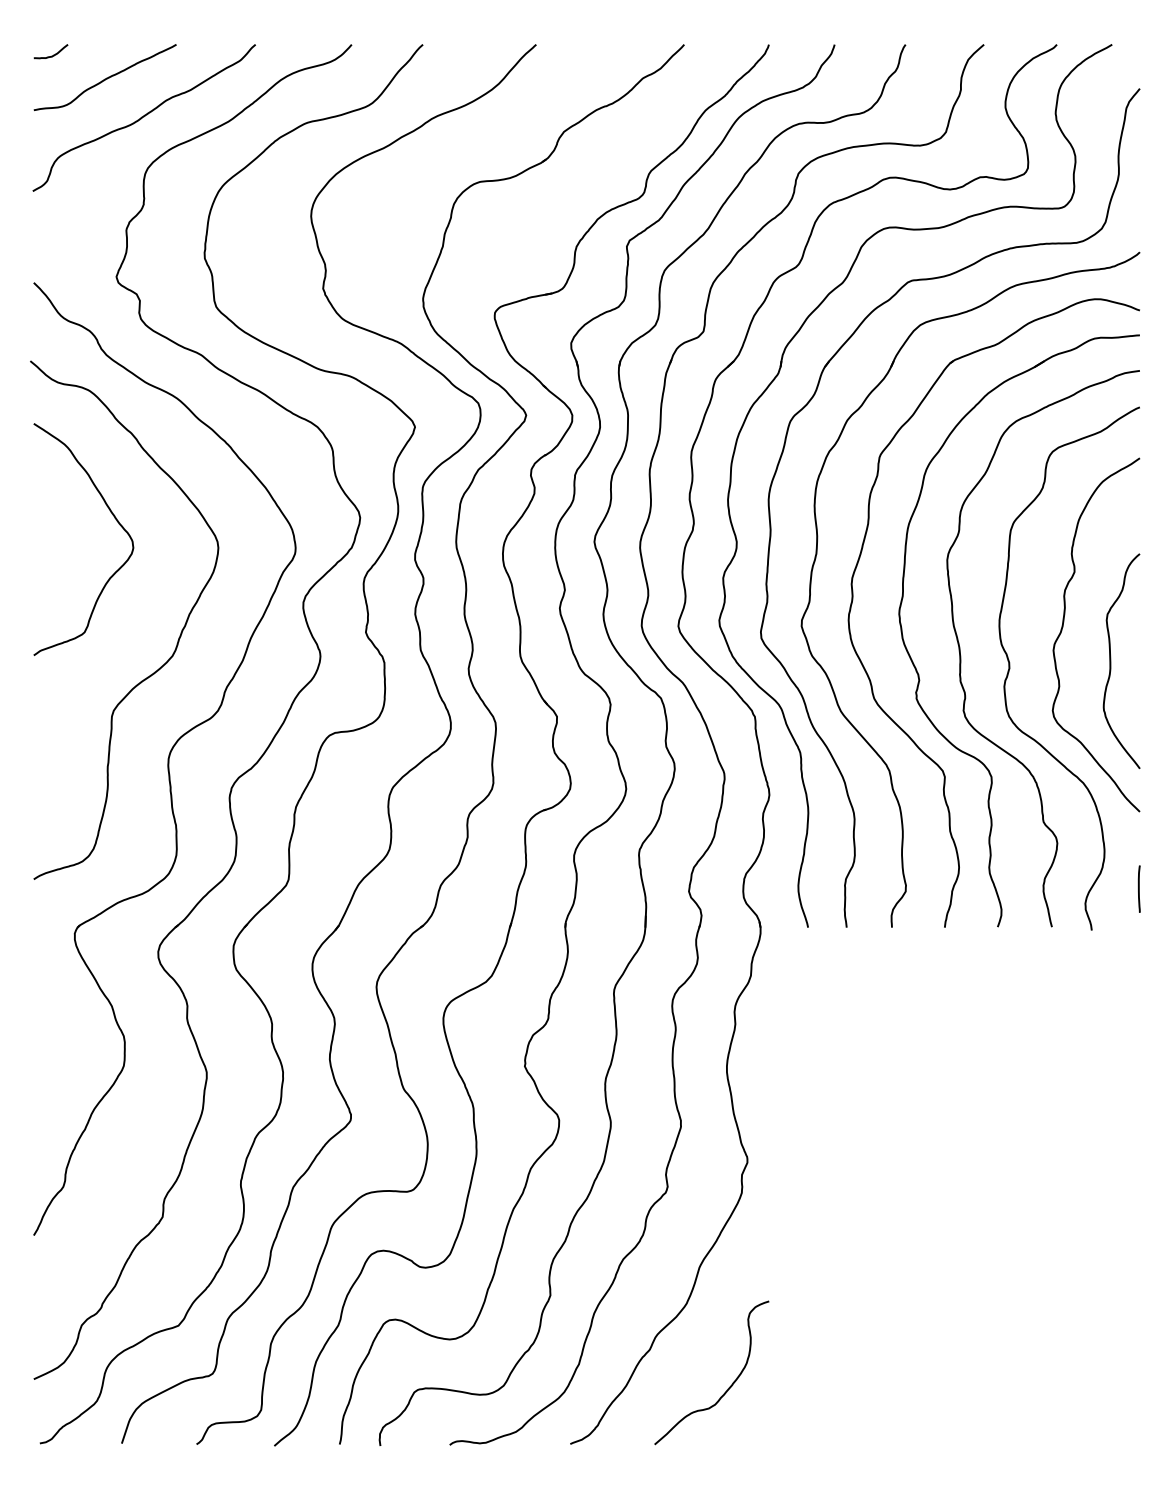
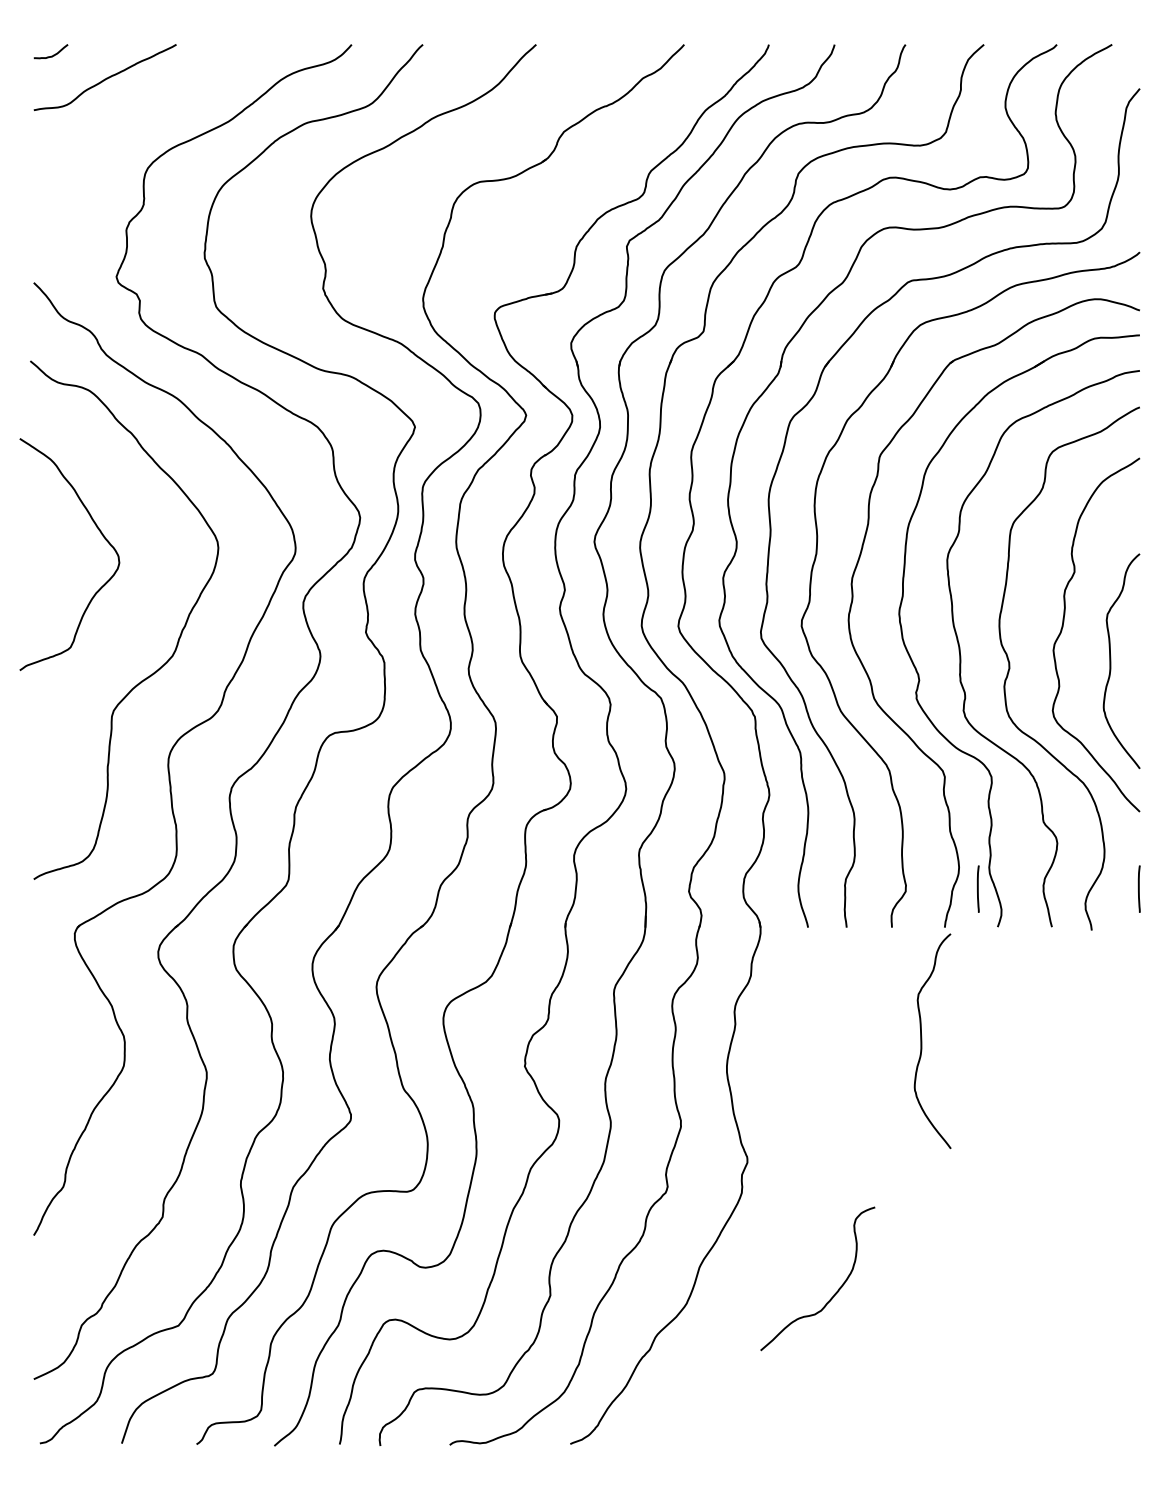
curve: present -> none (143, 117)
curve position: (114, 518) -> (100, 533) (100, 533)
curve: none -> present (977, 888)
curve: none -> present (922, 1040)
curve position: (728, 1387) -> (834, 1293) (834, 1293)
